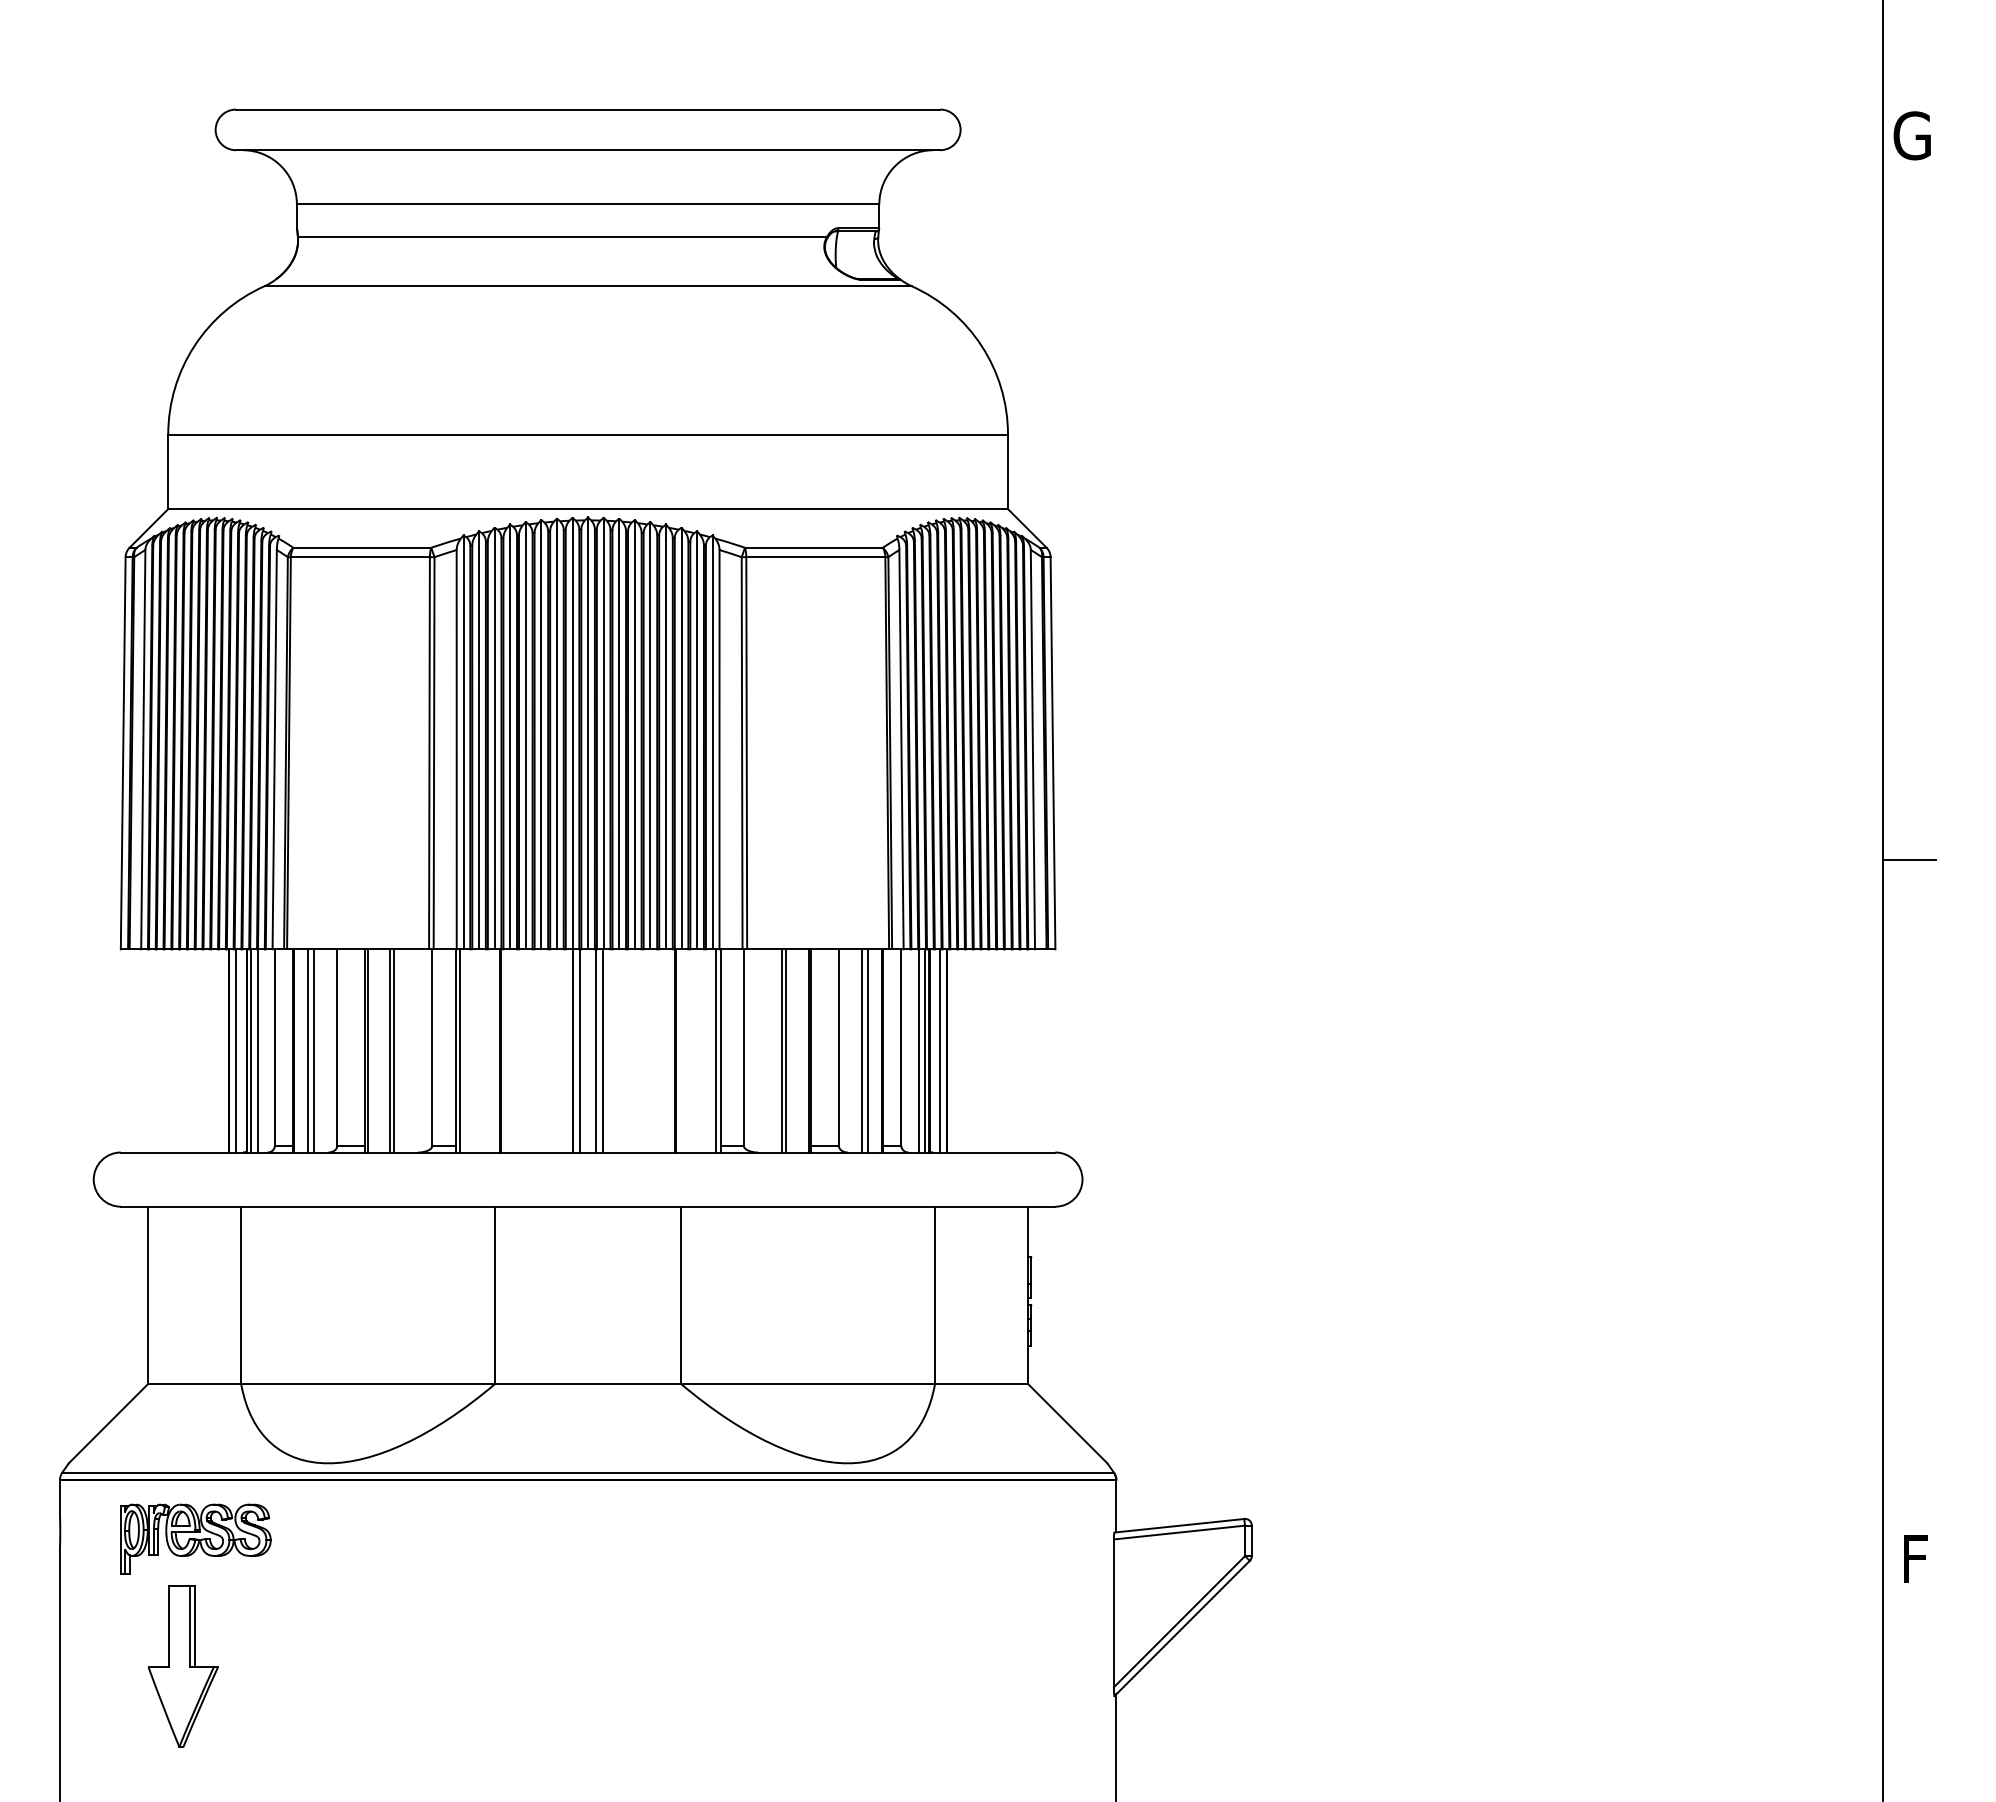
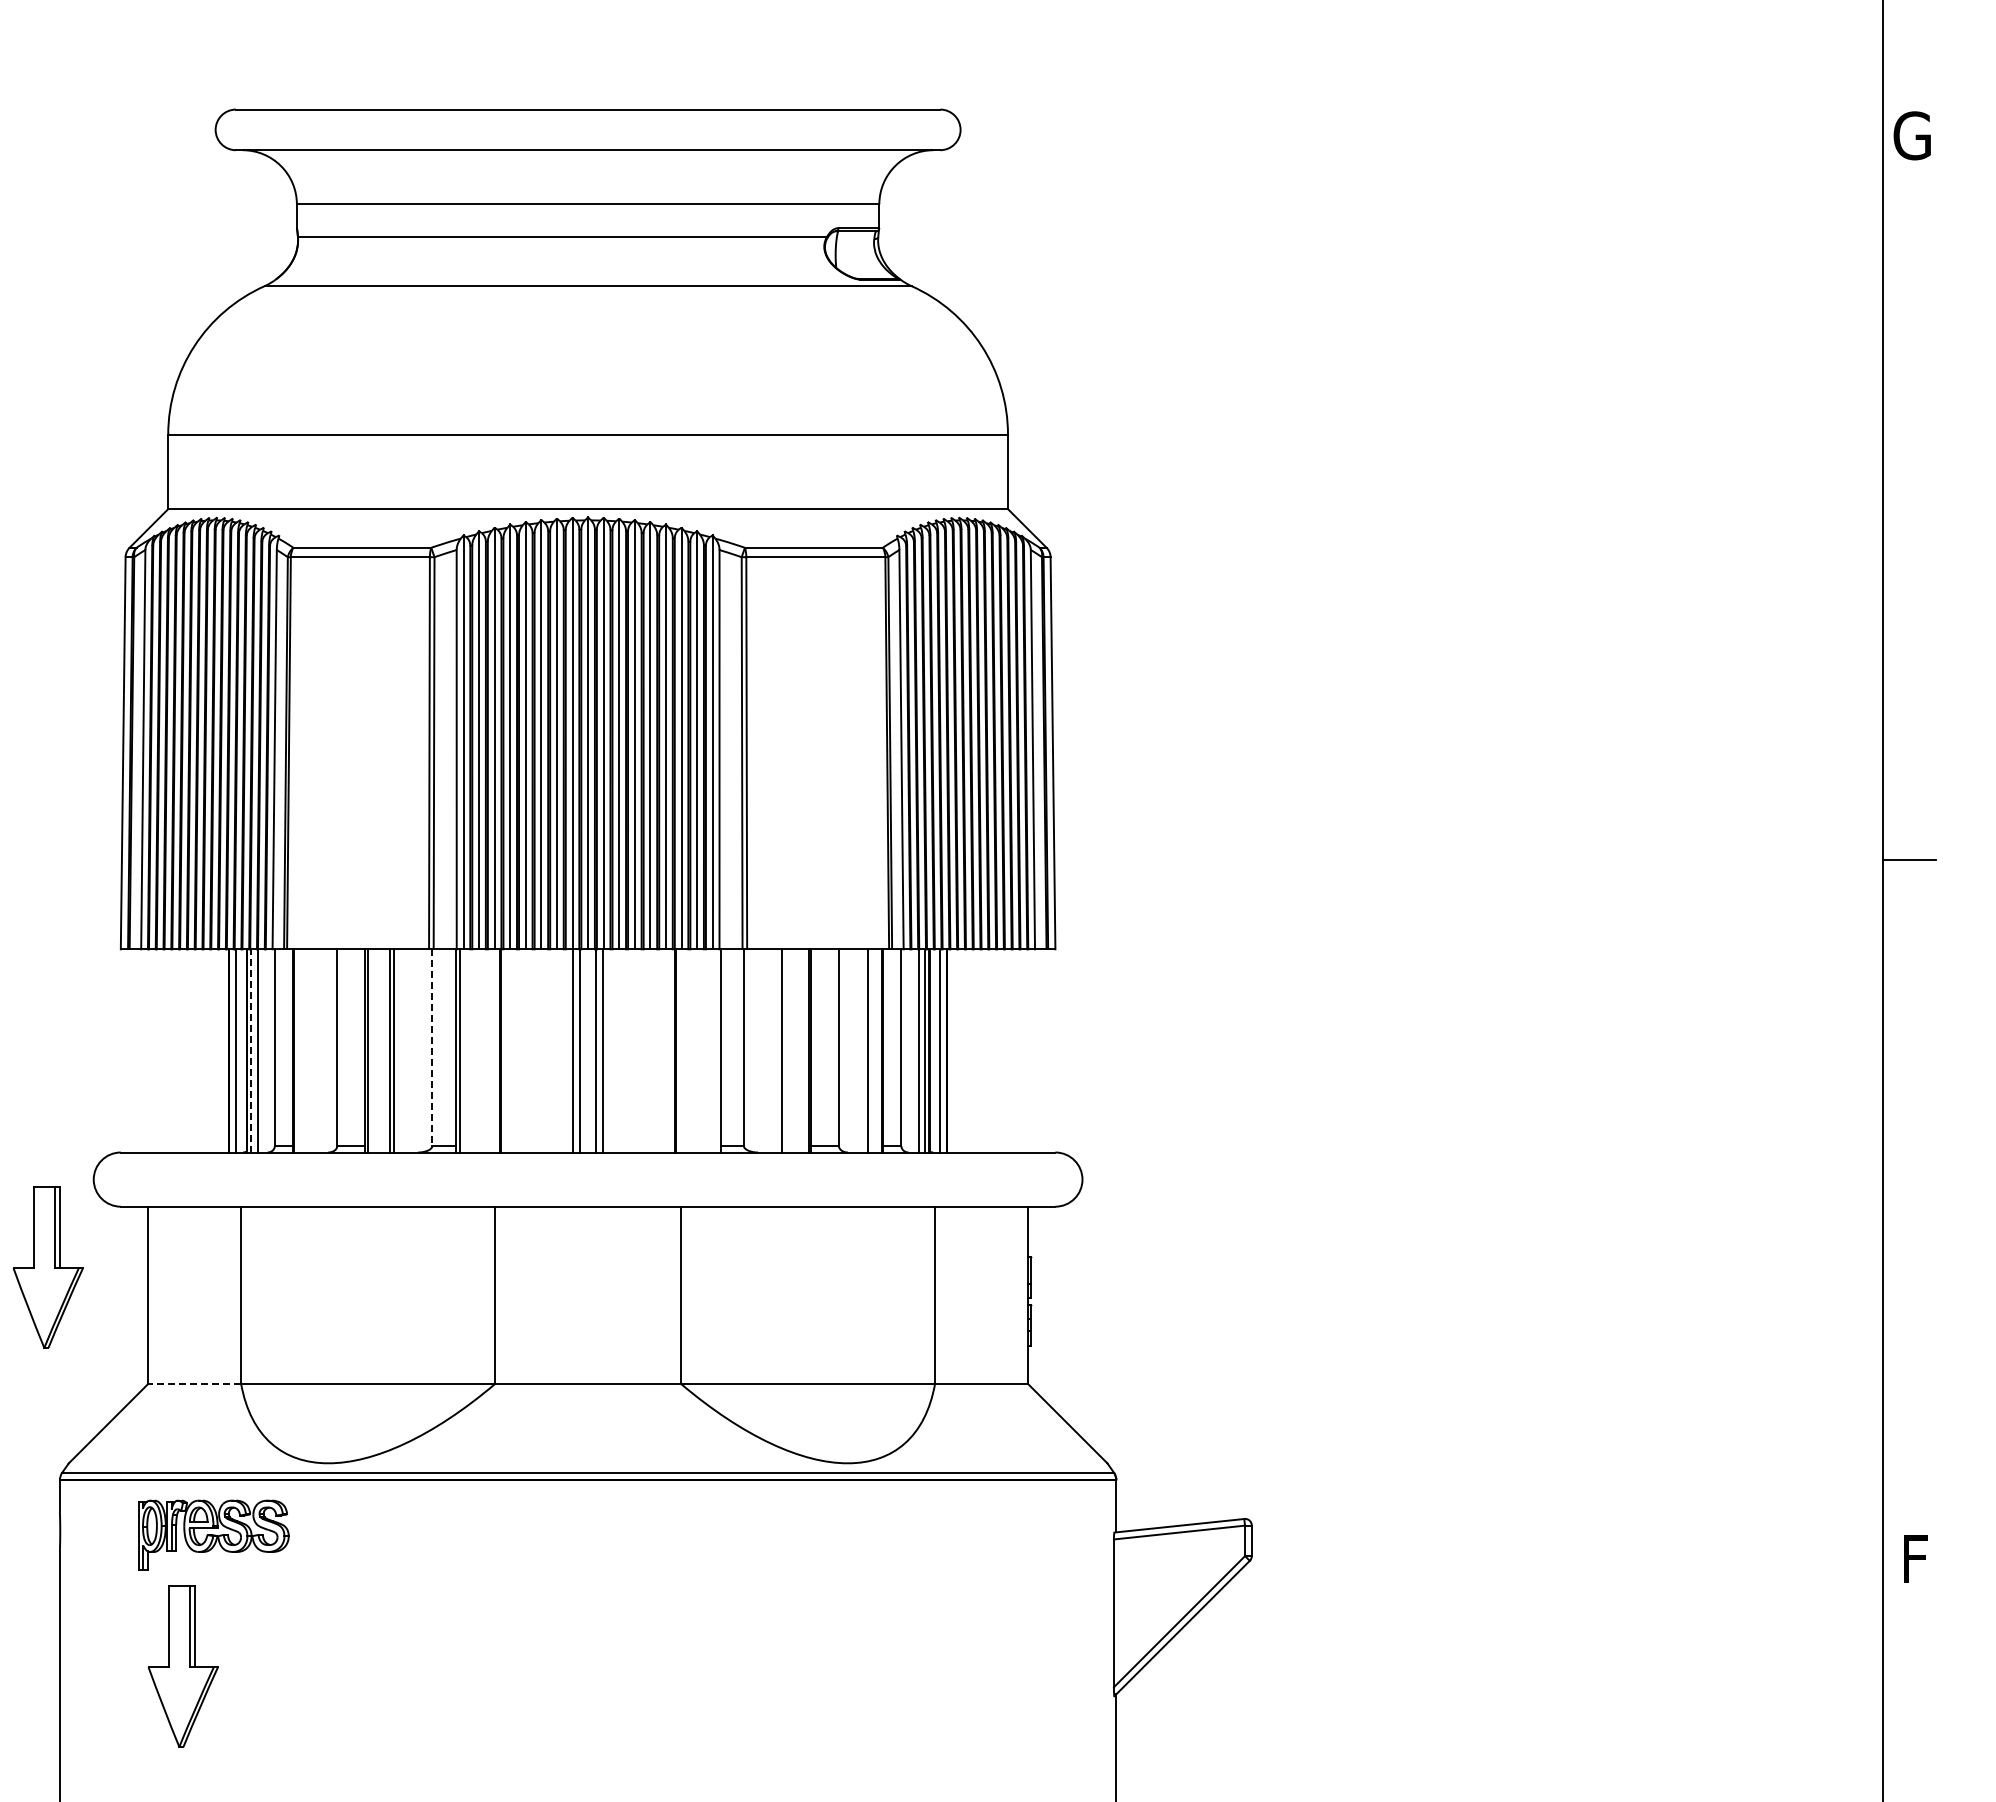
line: solid -> dashed (432, 1048)
line: solid -> dashed (251, 1050)
line: present -> none (308, 1050)
line: present -> none (313, 1050)
line: present -> none (716, 1050)
line: present -> none (785, 1050)
line: present -> none (862, 1050)
part: none -> present (47, 1267)
line: solid -> dashed (194, 1384)
part position: (195, 1538) -> (213, 1534) (213, 1534)
